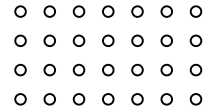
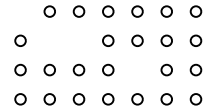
circle: present -> none (20, 11)
circle: present -> none (49, 40)
circle: present -> none (78, 40)
circle: present -> none (137, 69)
